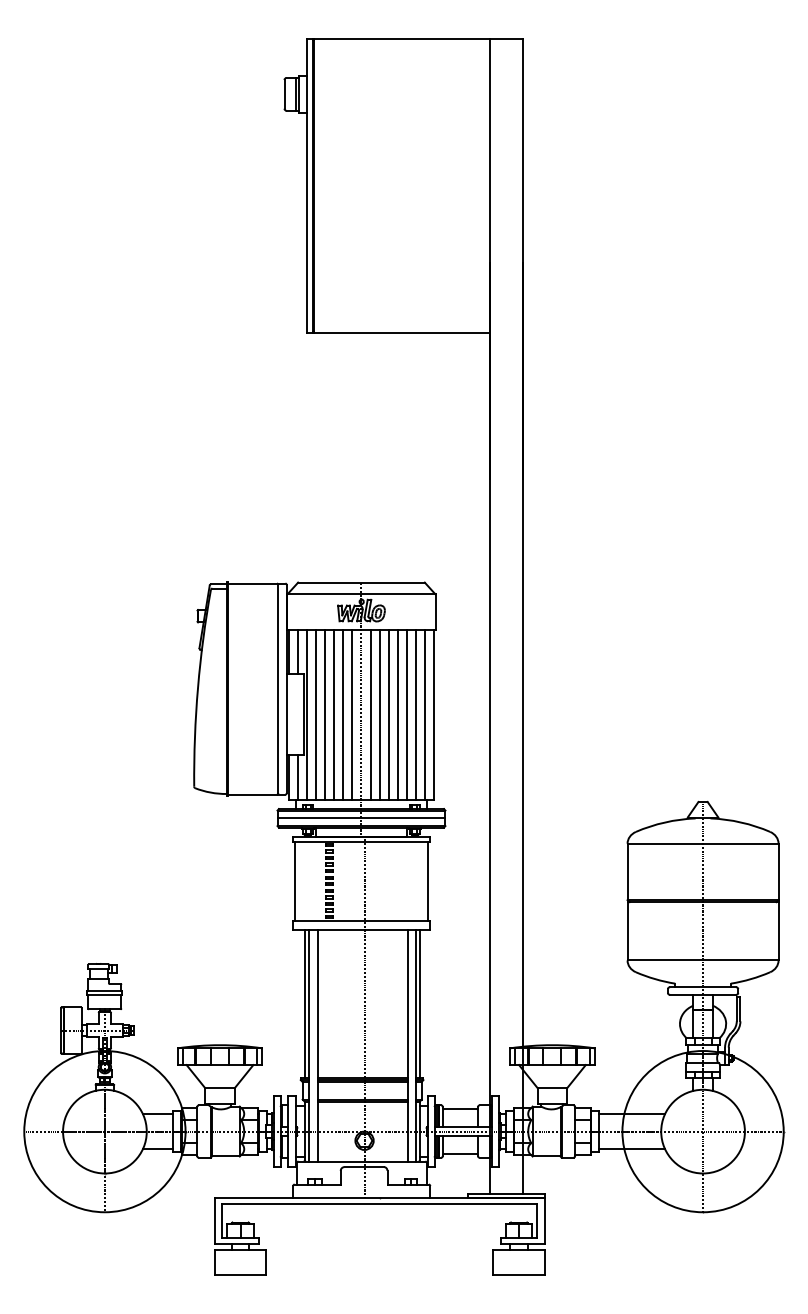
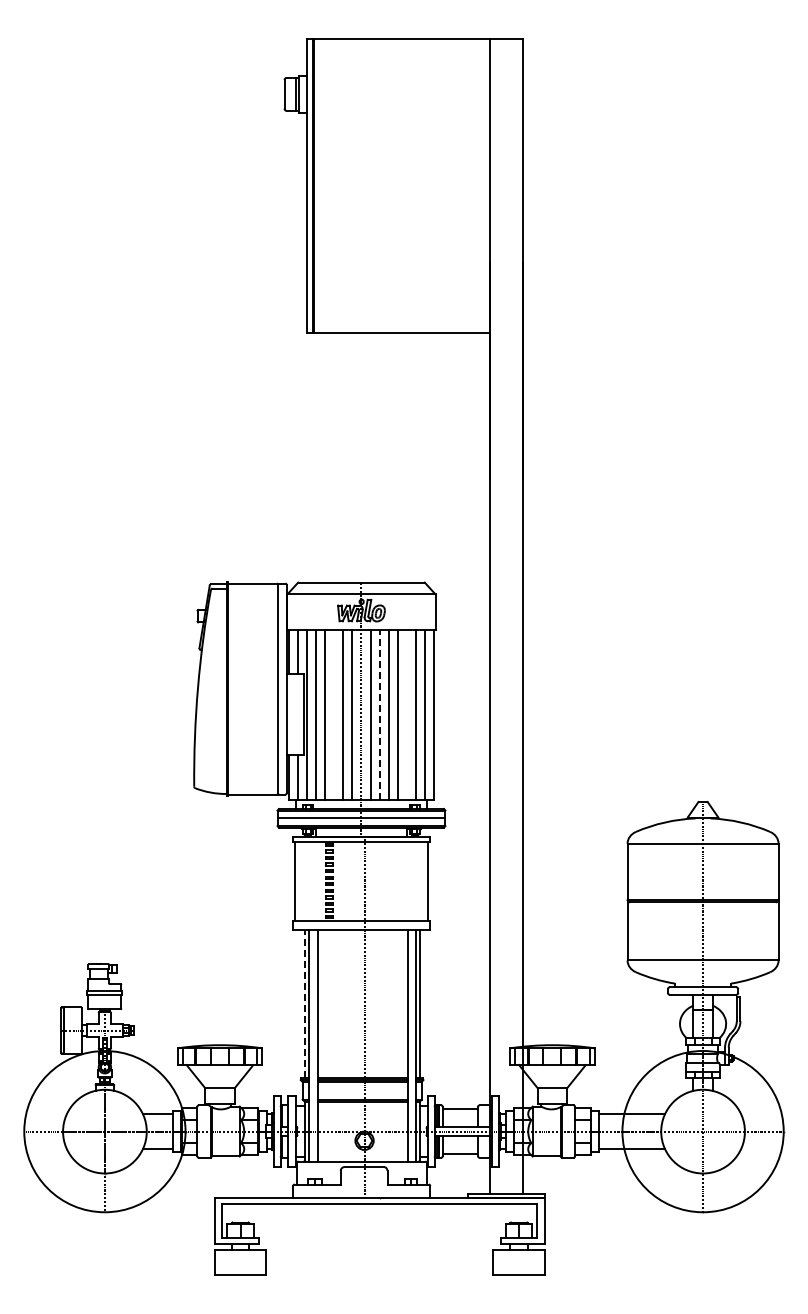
line: present -> none (334, 714)
line: solid -> dashed (379, 714)
line: present -> none (406, 714)
line: solid -> dashed (304, 1003)
